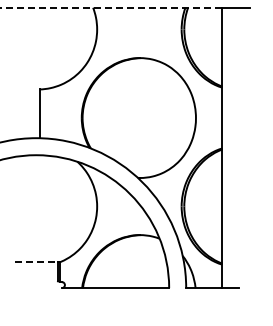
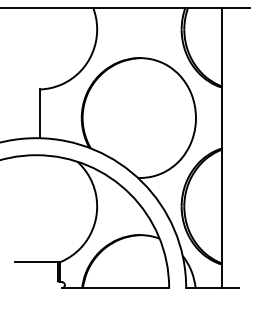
line: dashed -> solid (111, 7)
line: dashed -> solid (36, 261)
